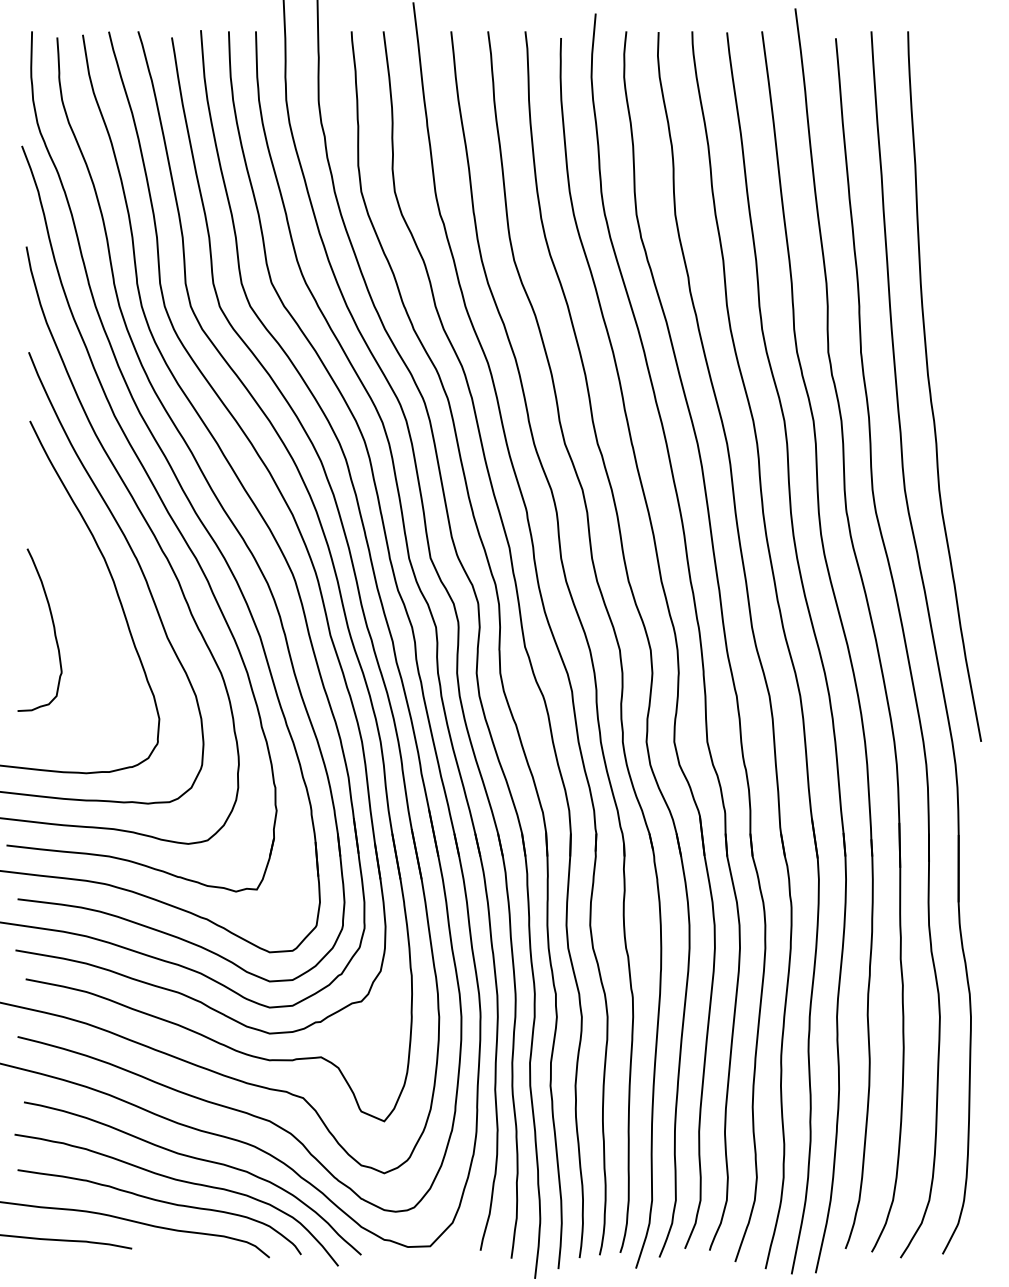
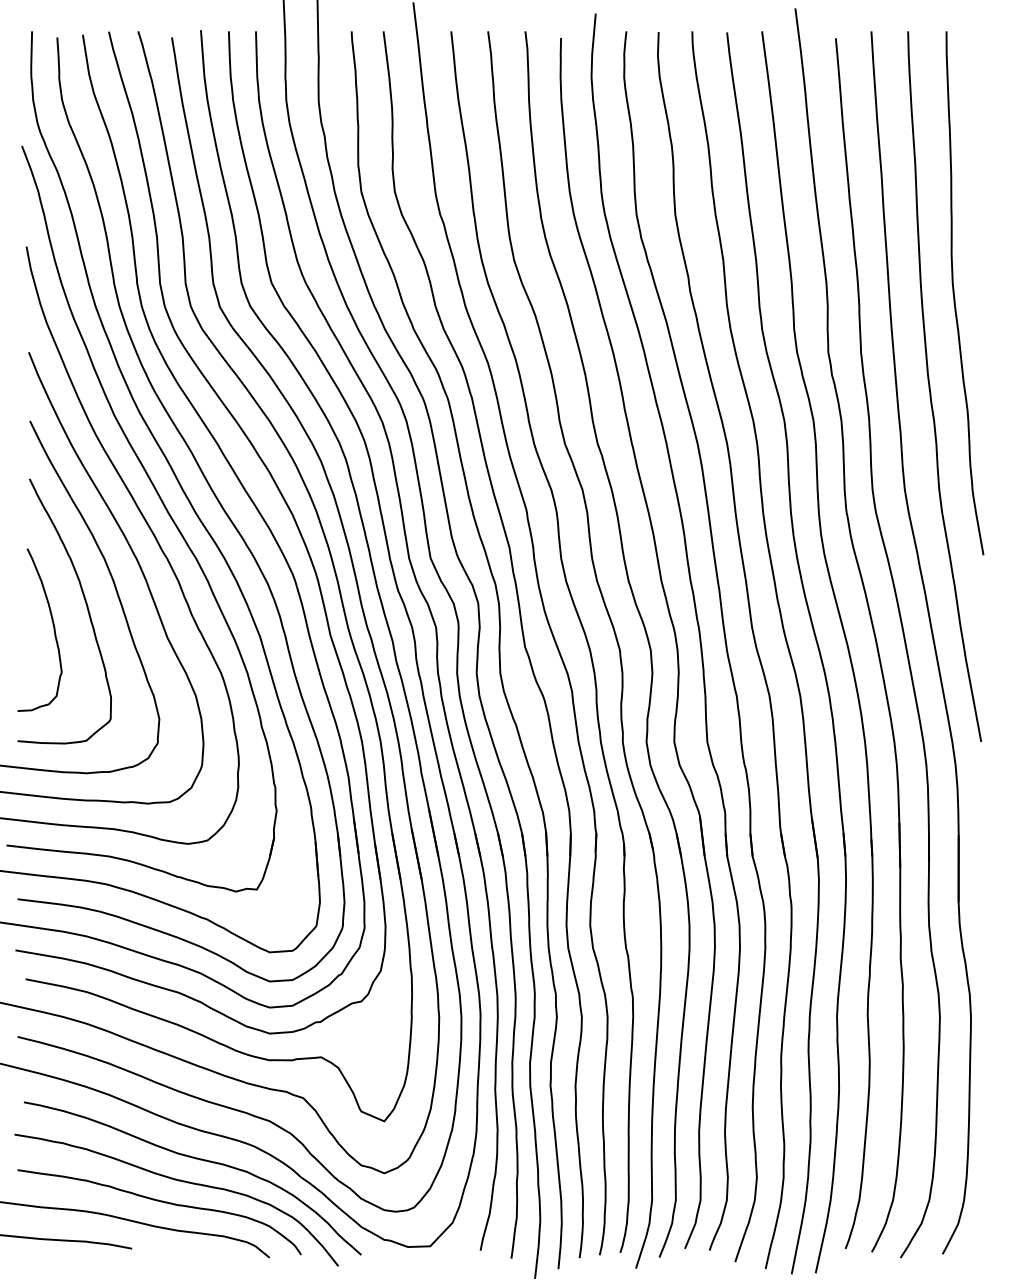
curve: none -> present (955, 297)
curve: none -> present (85, 604)
